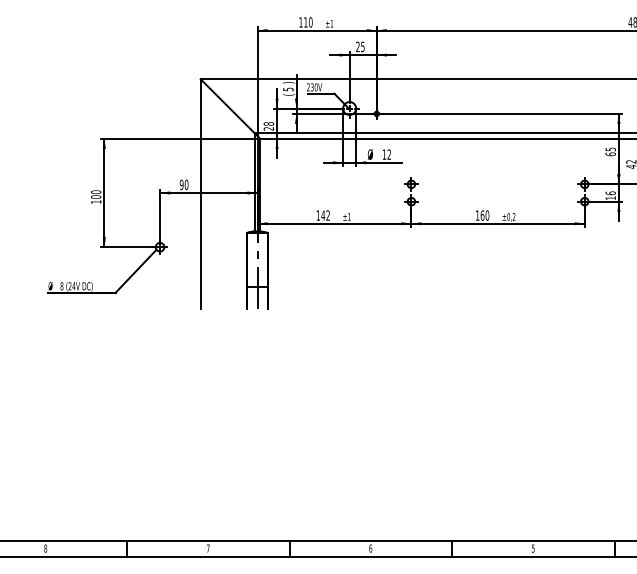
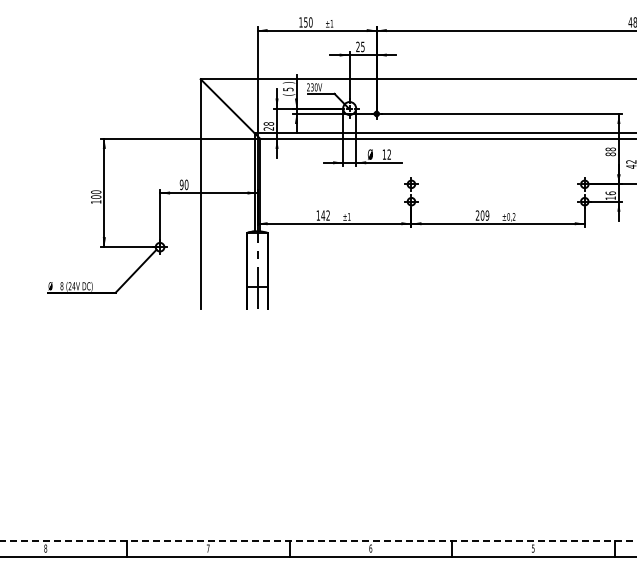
text: 110 -> 150 (305, 22)
text: 65 -> 88 (610, 151)
text: 160 -> 209 (482, 215)
line: solid -> dashed (318, 540)
